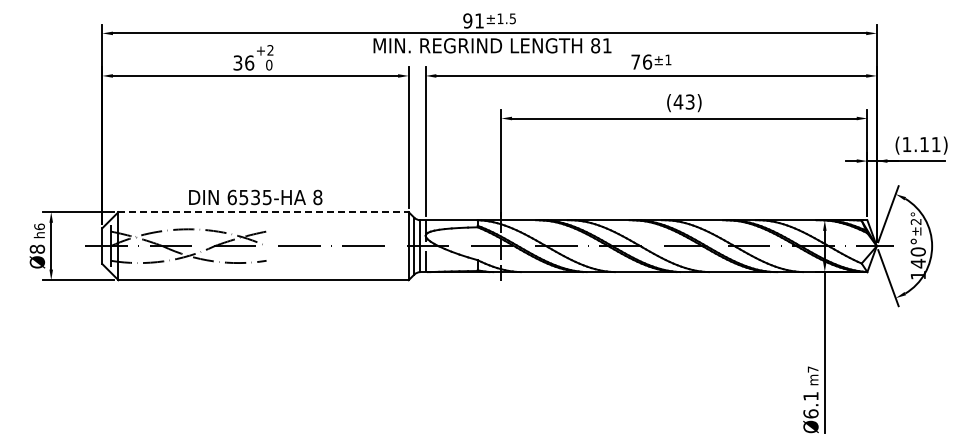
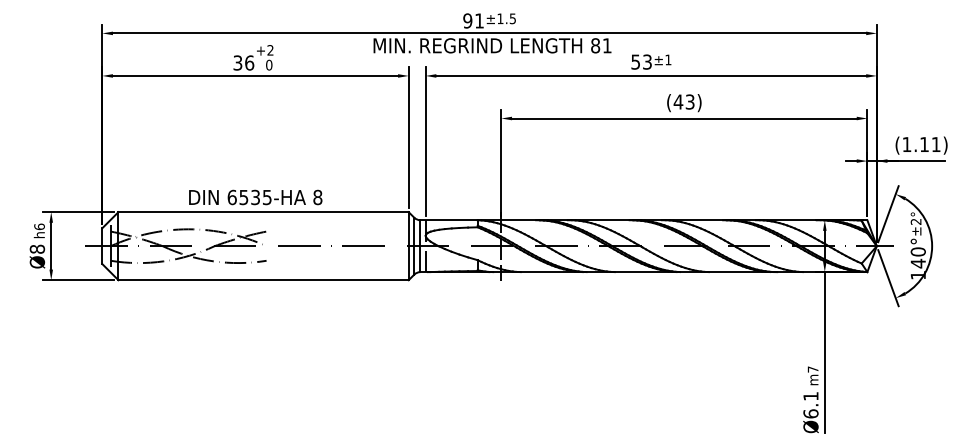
text: 76 -> 53 (641, 61)
line: dashed -> solid (264, 212)
